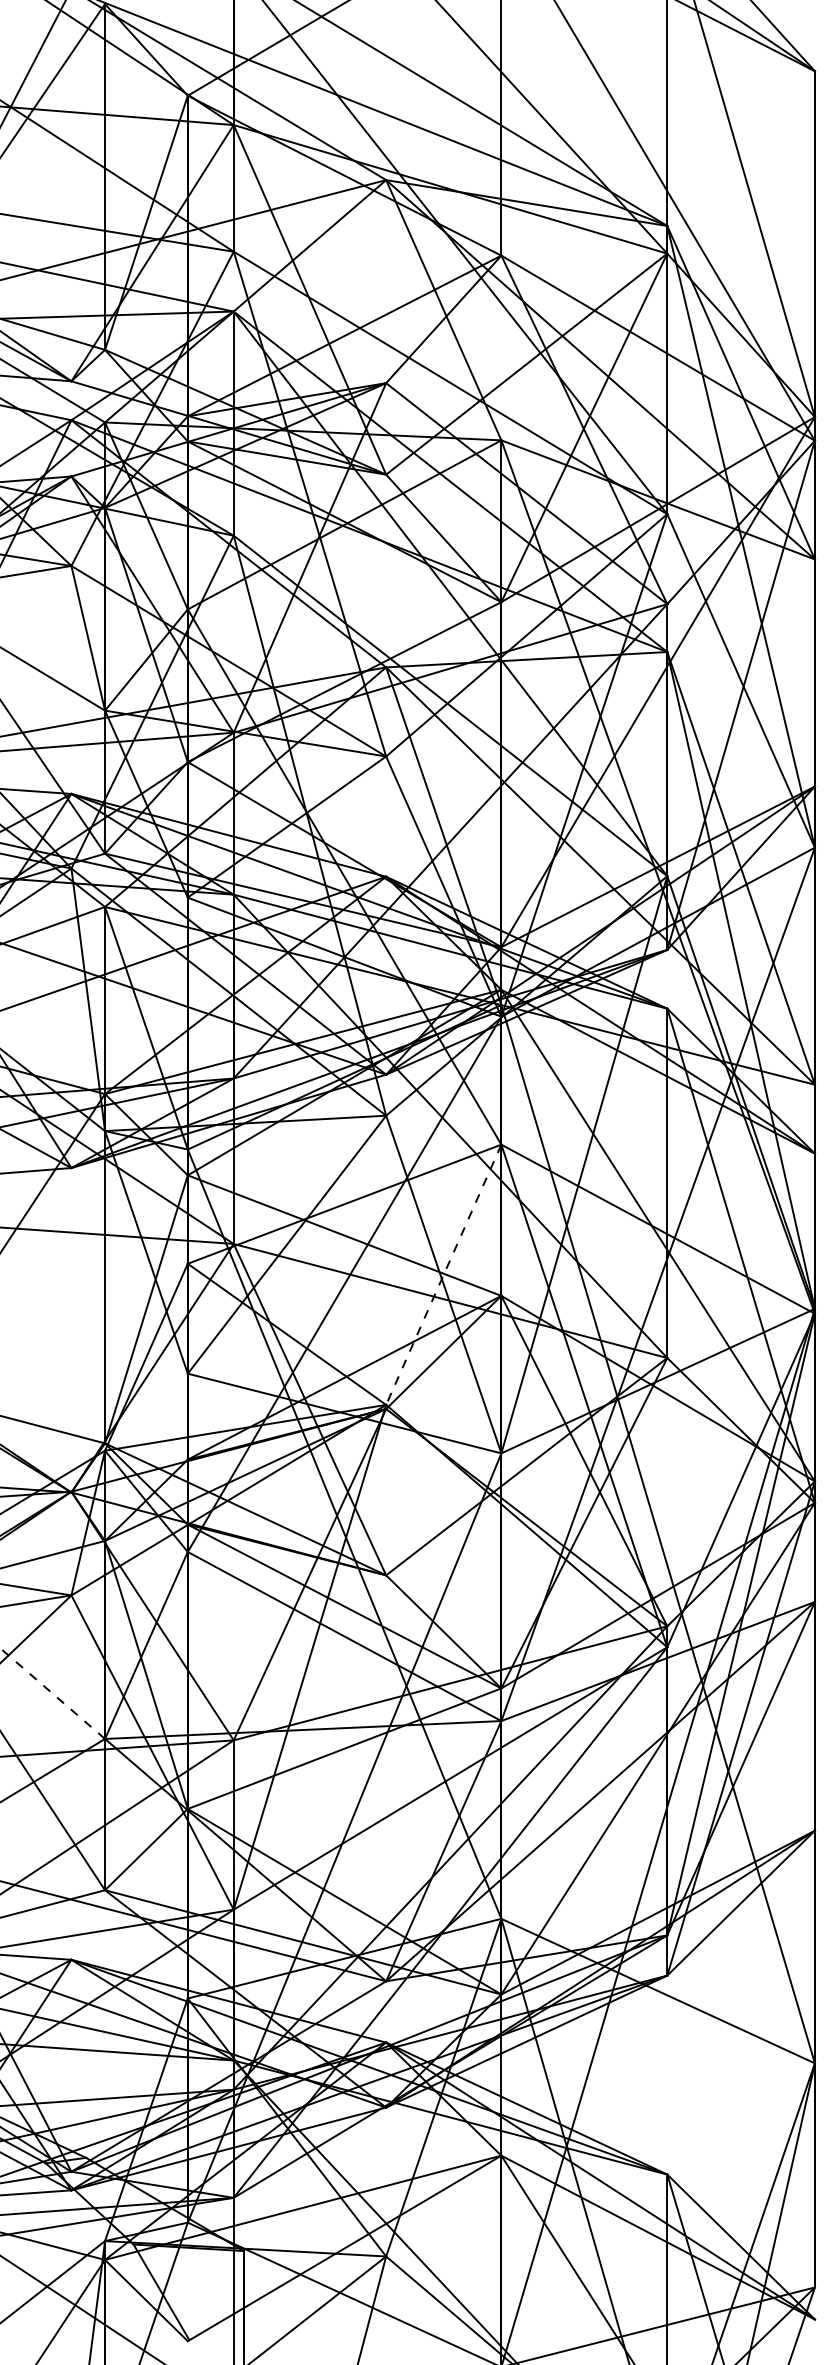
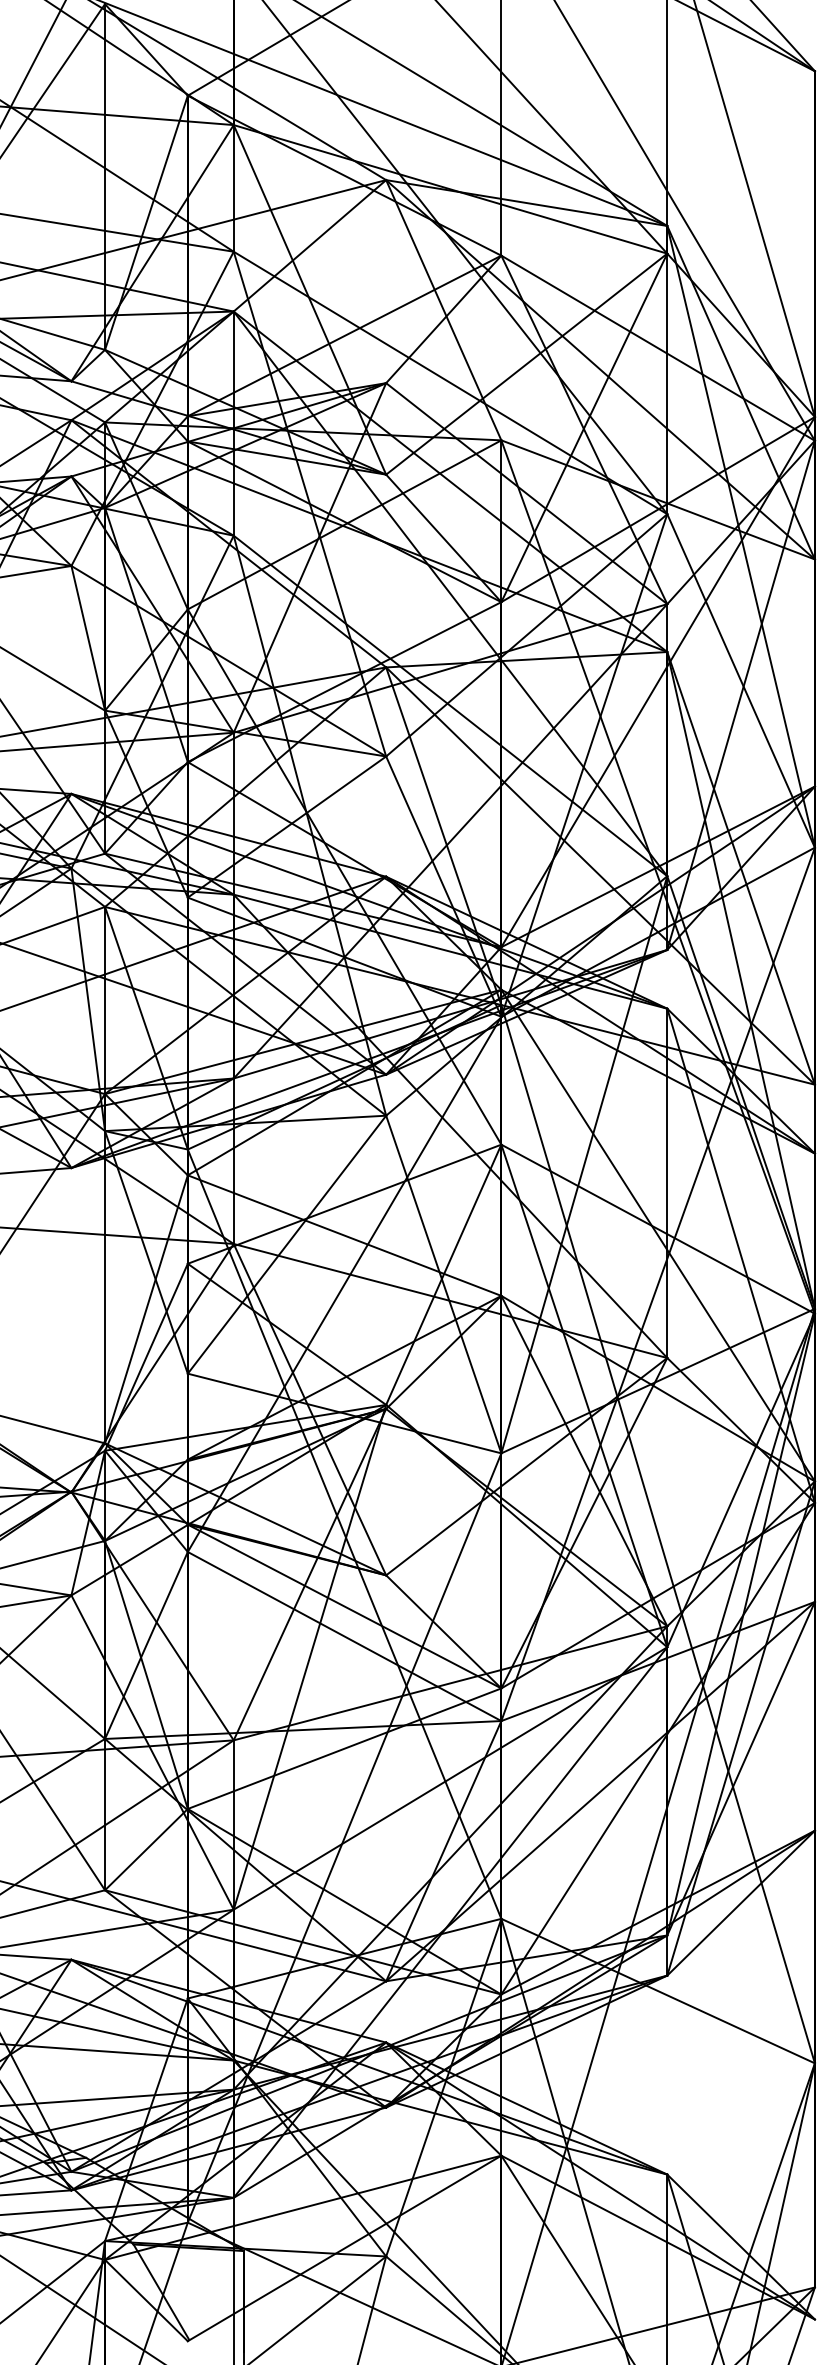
line: dashed -> solid (443, 1275)
line: dashed -> solid (52, 1693)
